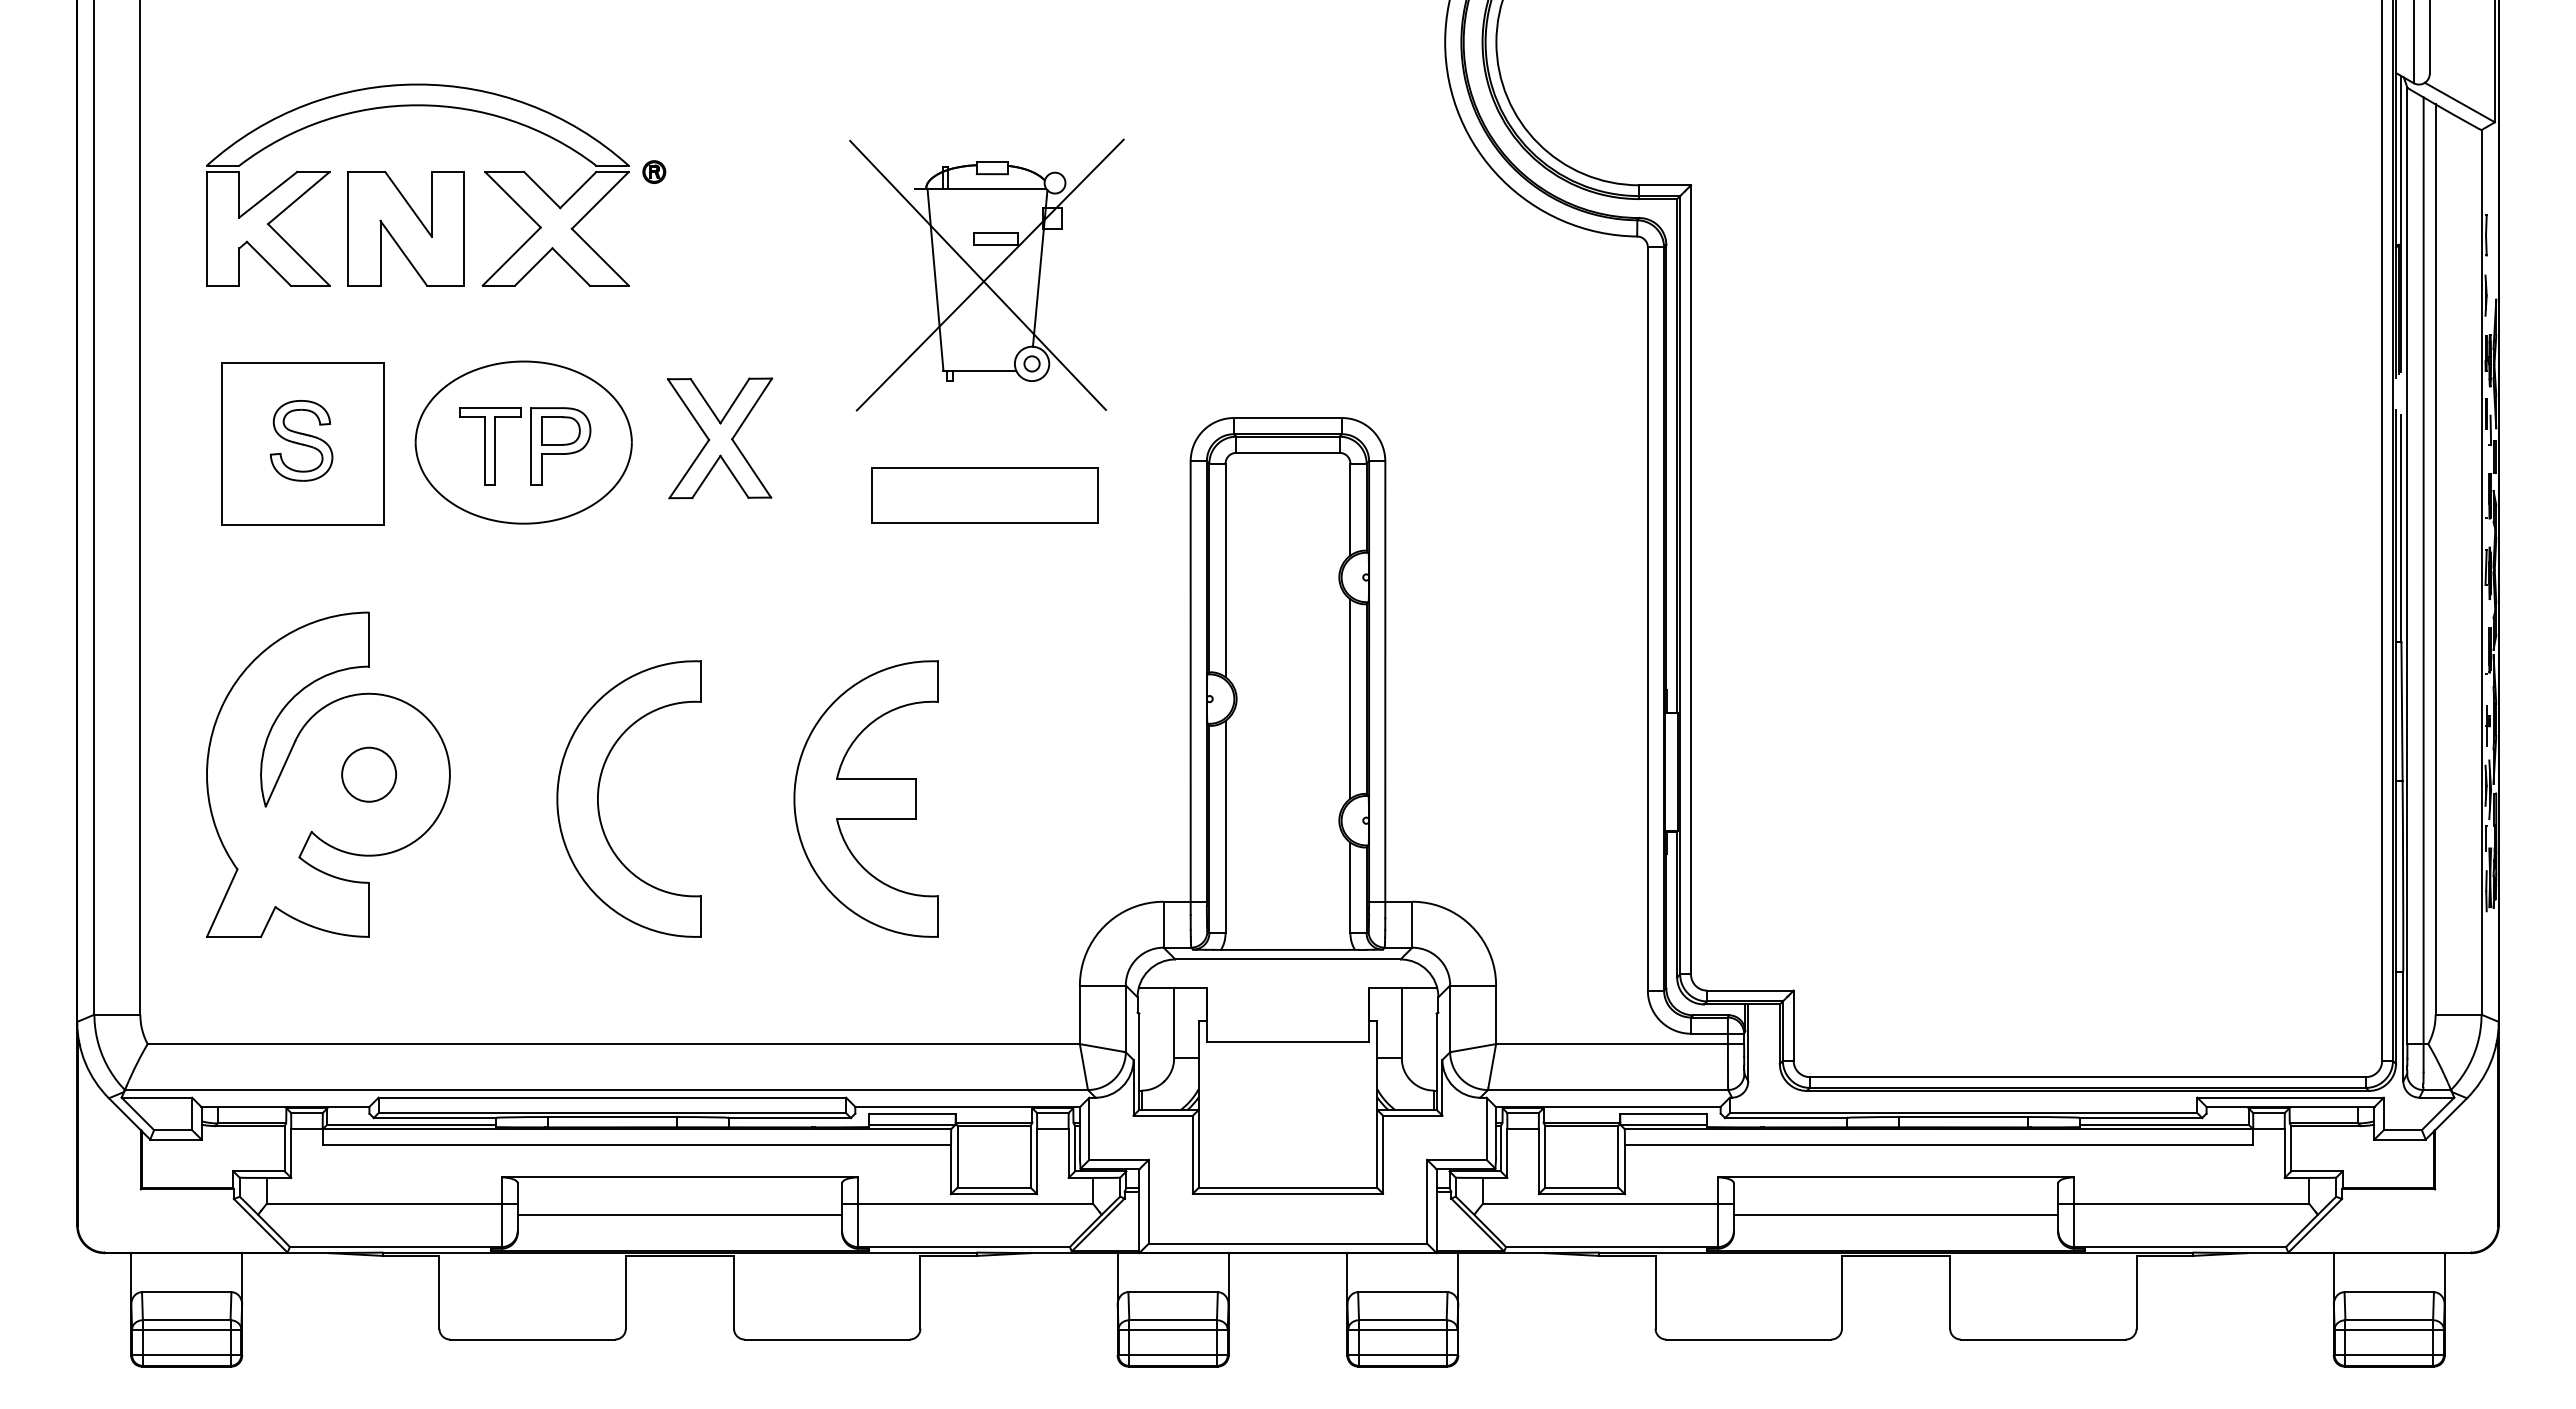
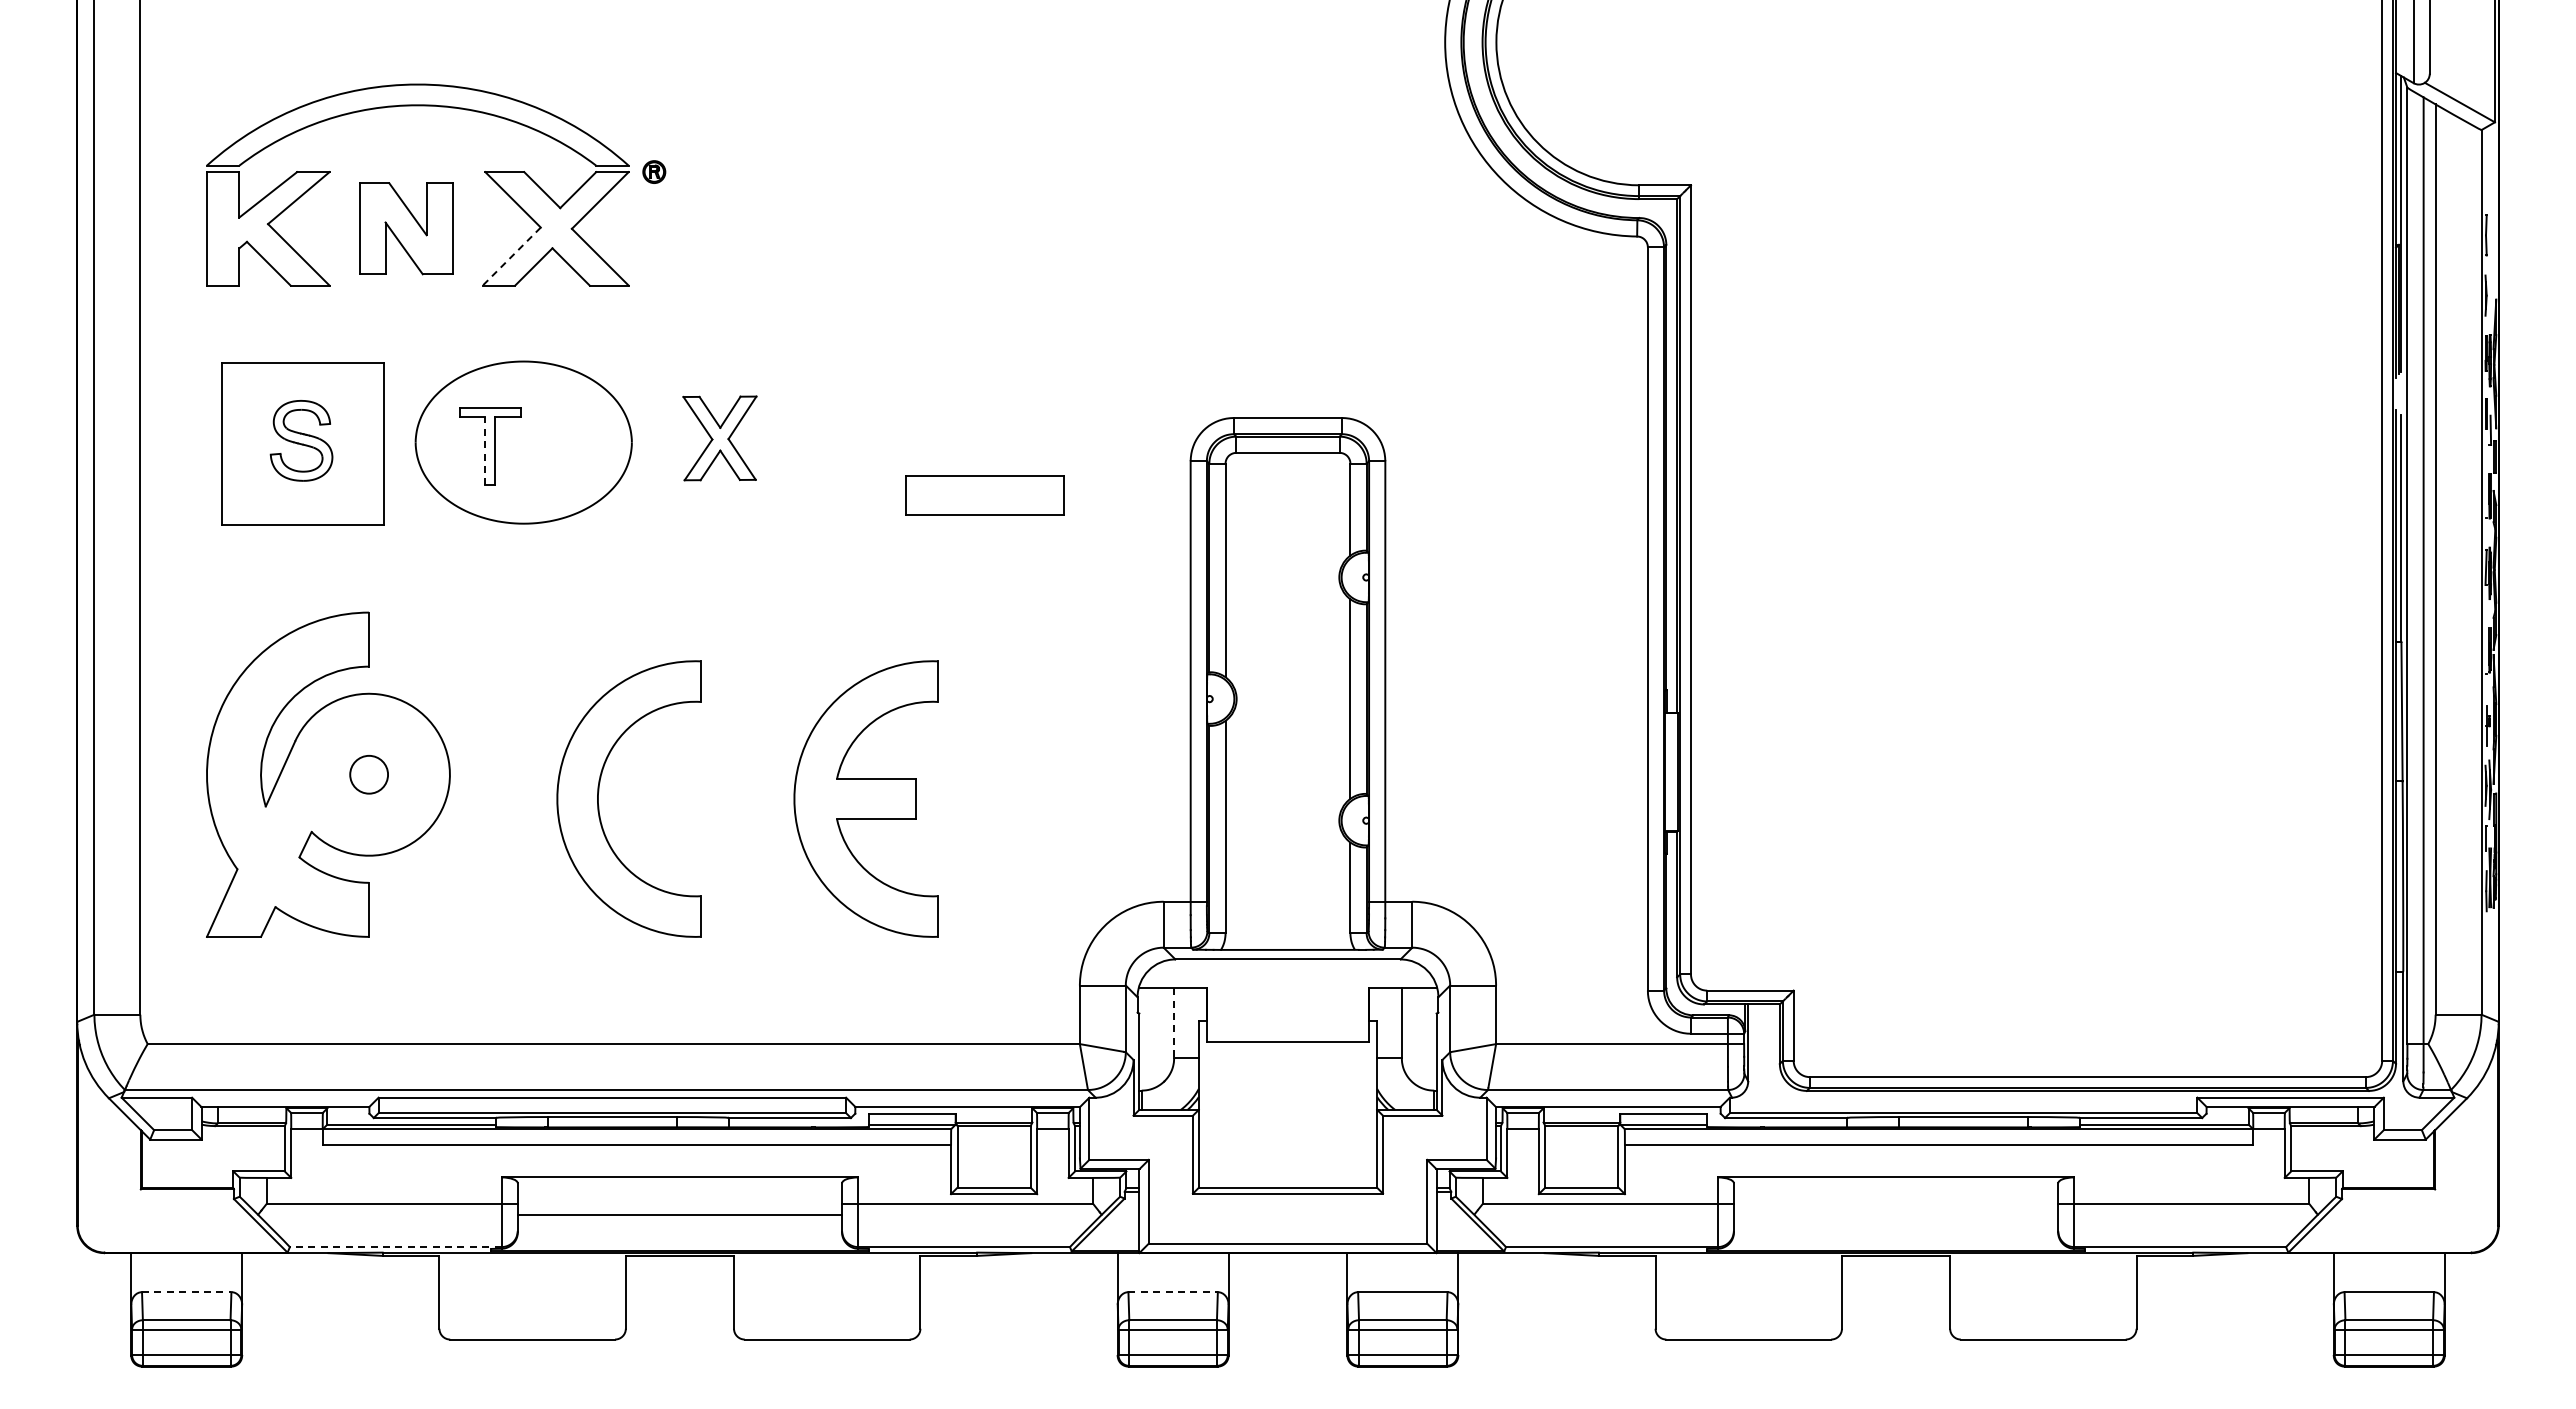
part size: 118x116 px -> 95x94 px (406, 228)
line: solid -> dashed (511, 256)
part: present -> none (986, 274)
part size: 108x123 px -> 76x87 px (719, 438)
part: present -> none (560, 446)
line: solid -> dashed (485, 450)
part size: 228x57 px -> 160x41 px (984, 495)
circle diameter: 54 px -> 38 px (369, 774)
line: solid -> dashed (1174, 1023)
line: present -> none (1895, 1215)
line: solid -> dashed (395, 1247)
line: solid -> dashed (186, 1292)
line: solid -> dashed (1173, 1292)
